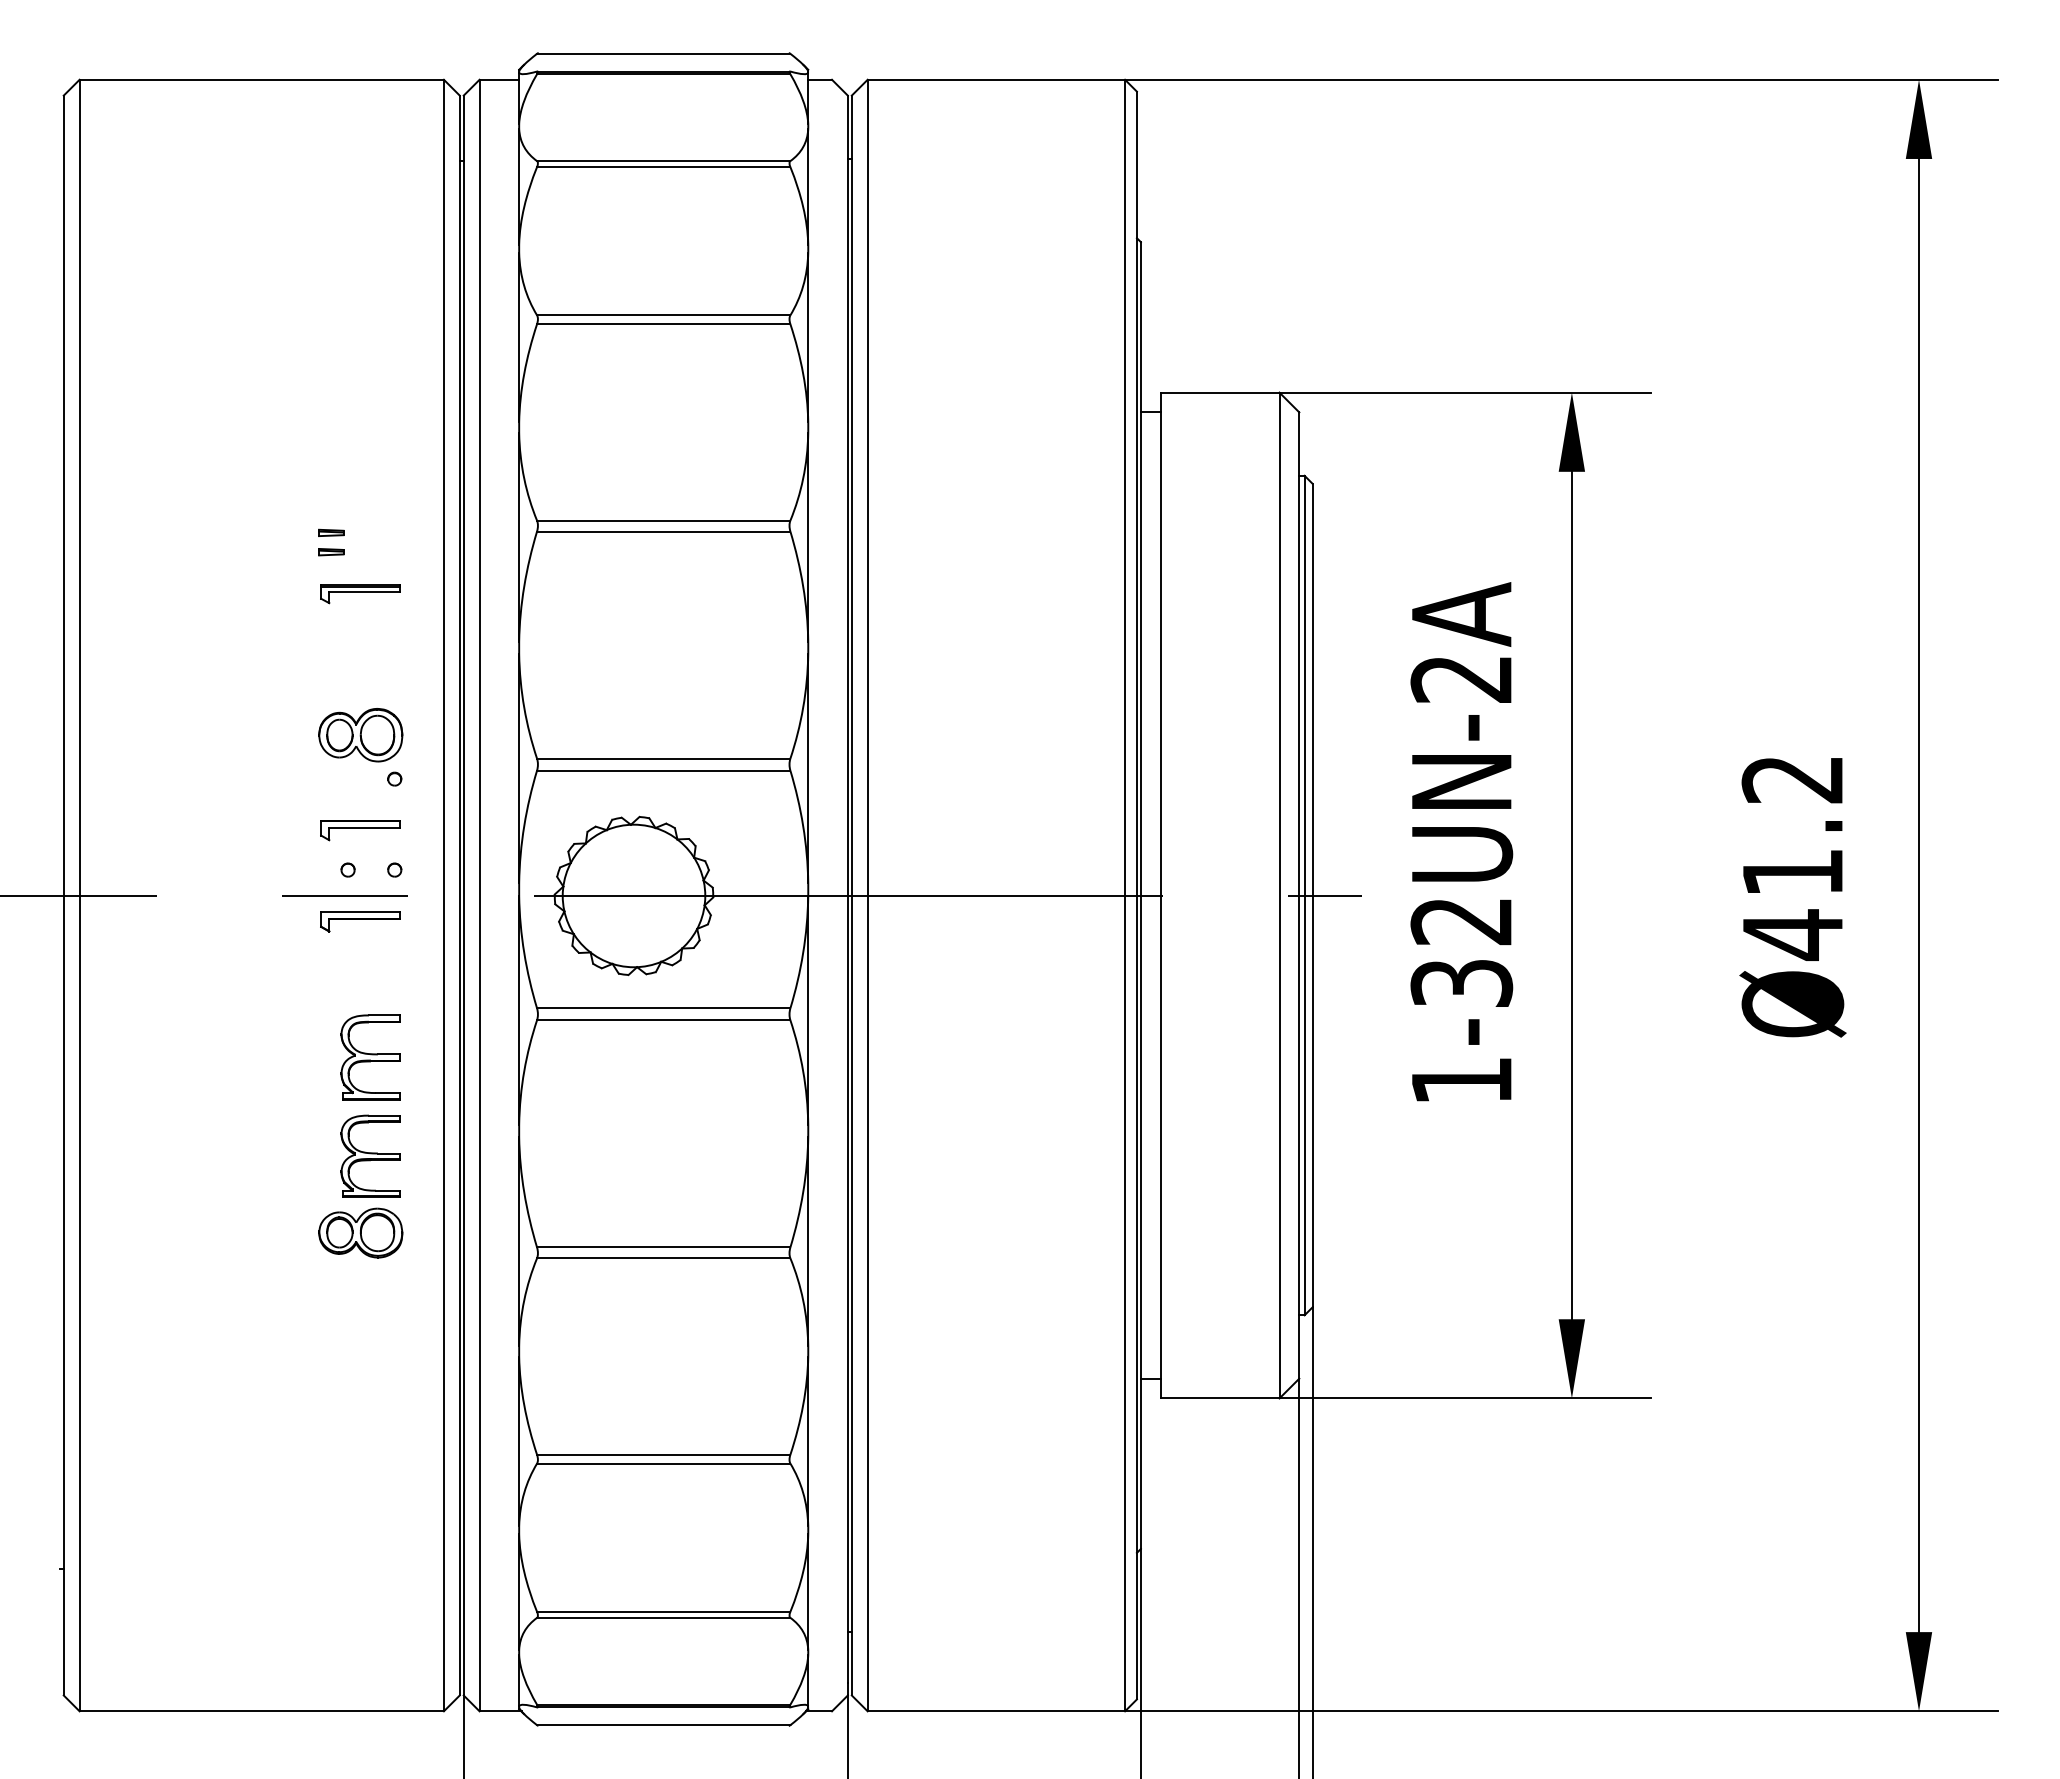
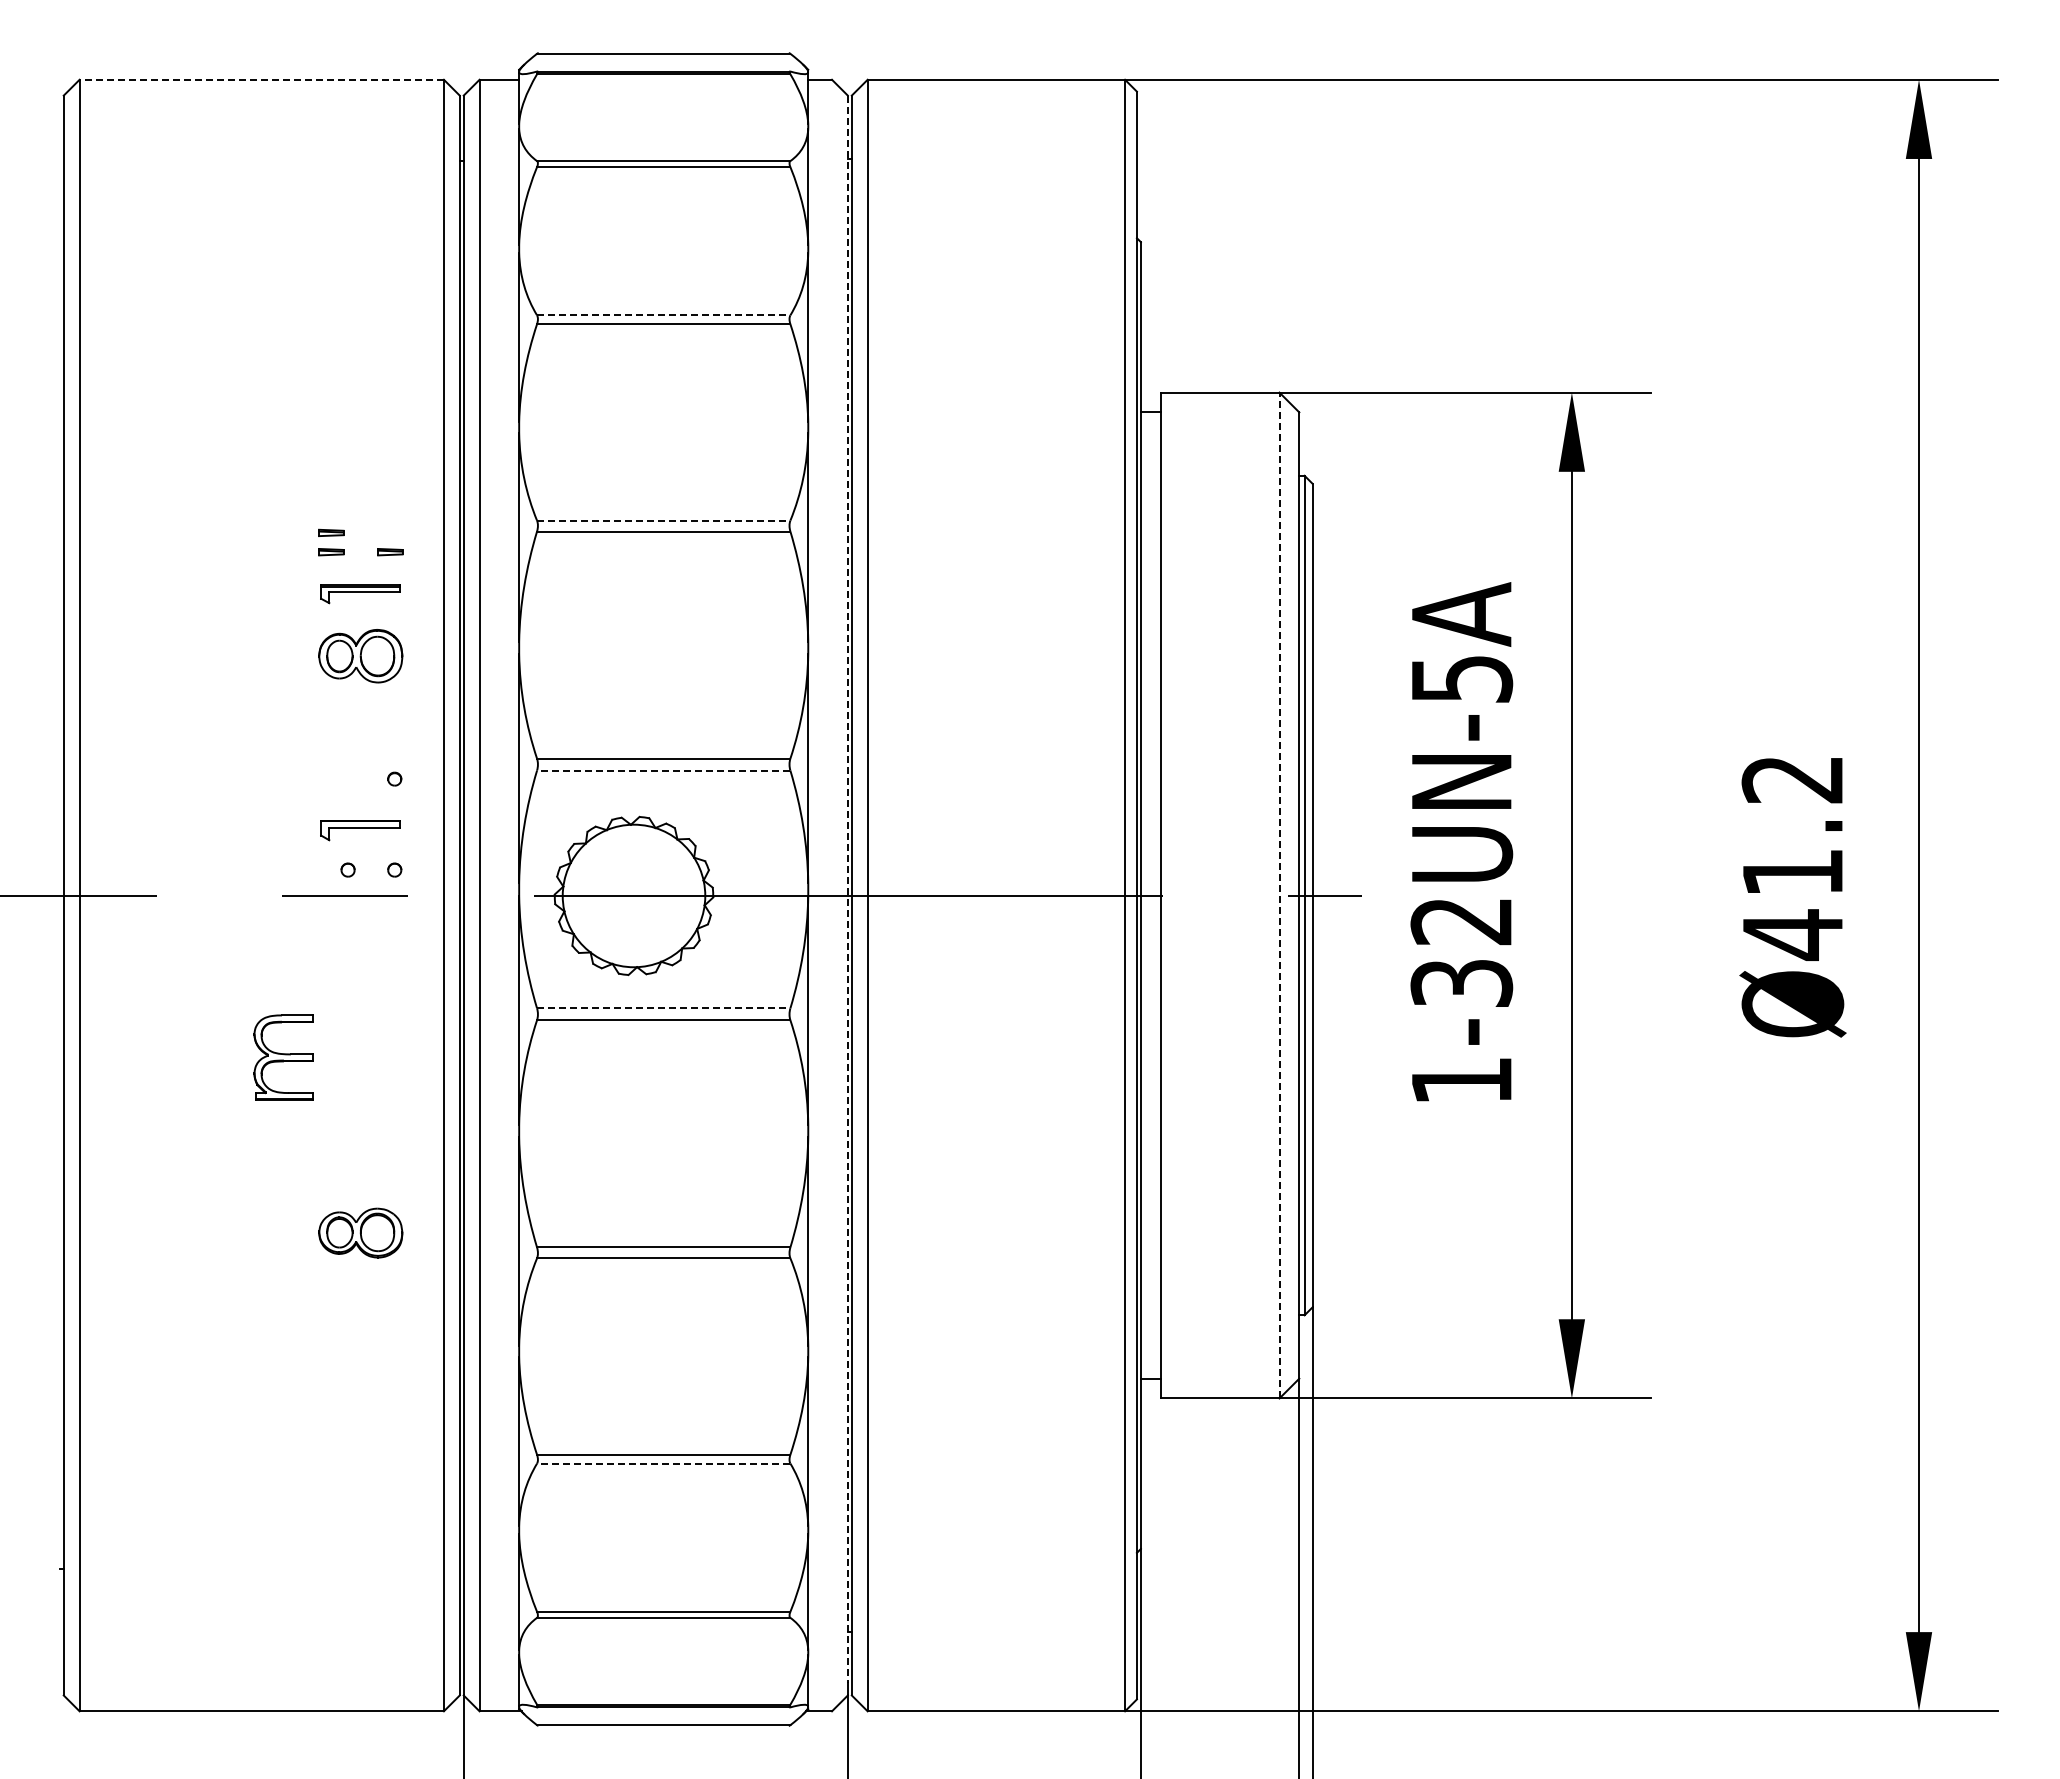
line: solid -> dashed (261, 79)
line: solid -> dashed (663, 315)
line: solid -> dashed (663, 520)
part: none -> present (390, 552)
text: 1-32UN-2A -> 1-32UN-5A (1461, 679)
part position: (360, 735) -> (360, 656) (360, 656)
line: solid -> dashed (663, 770)
line: solid -> dashed (847, 889)
line: solid -> dashed (1279, 895)
part: present -> none (360, 921)
line: solid -> dashed (663, 1008)
part position: (370, 1057) -> (283, 1057) (283, 1057)
part: present -> none (370, 1155)
line: solid -> dashed (663, 1463)
